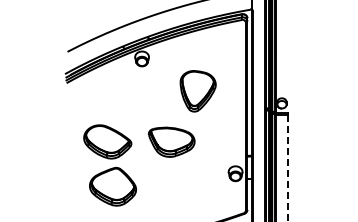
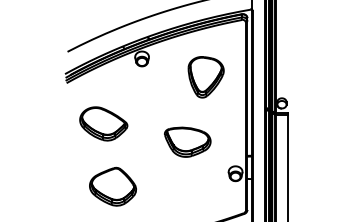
part position: (197, 91) -> (205, 77) (205, 77)
part position: (107, 141) -> (103, 123) (103, 123)
part position: (171, 141) -> (187, 141) (187, 141)
line: dashed -> solid (287, 168)
